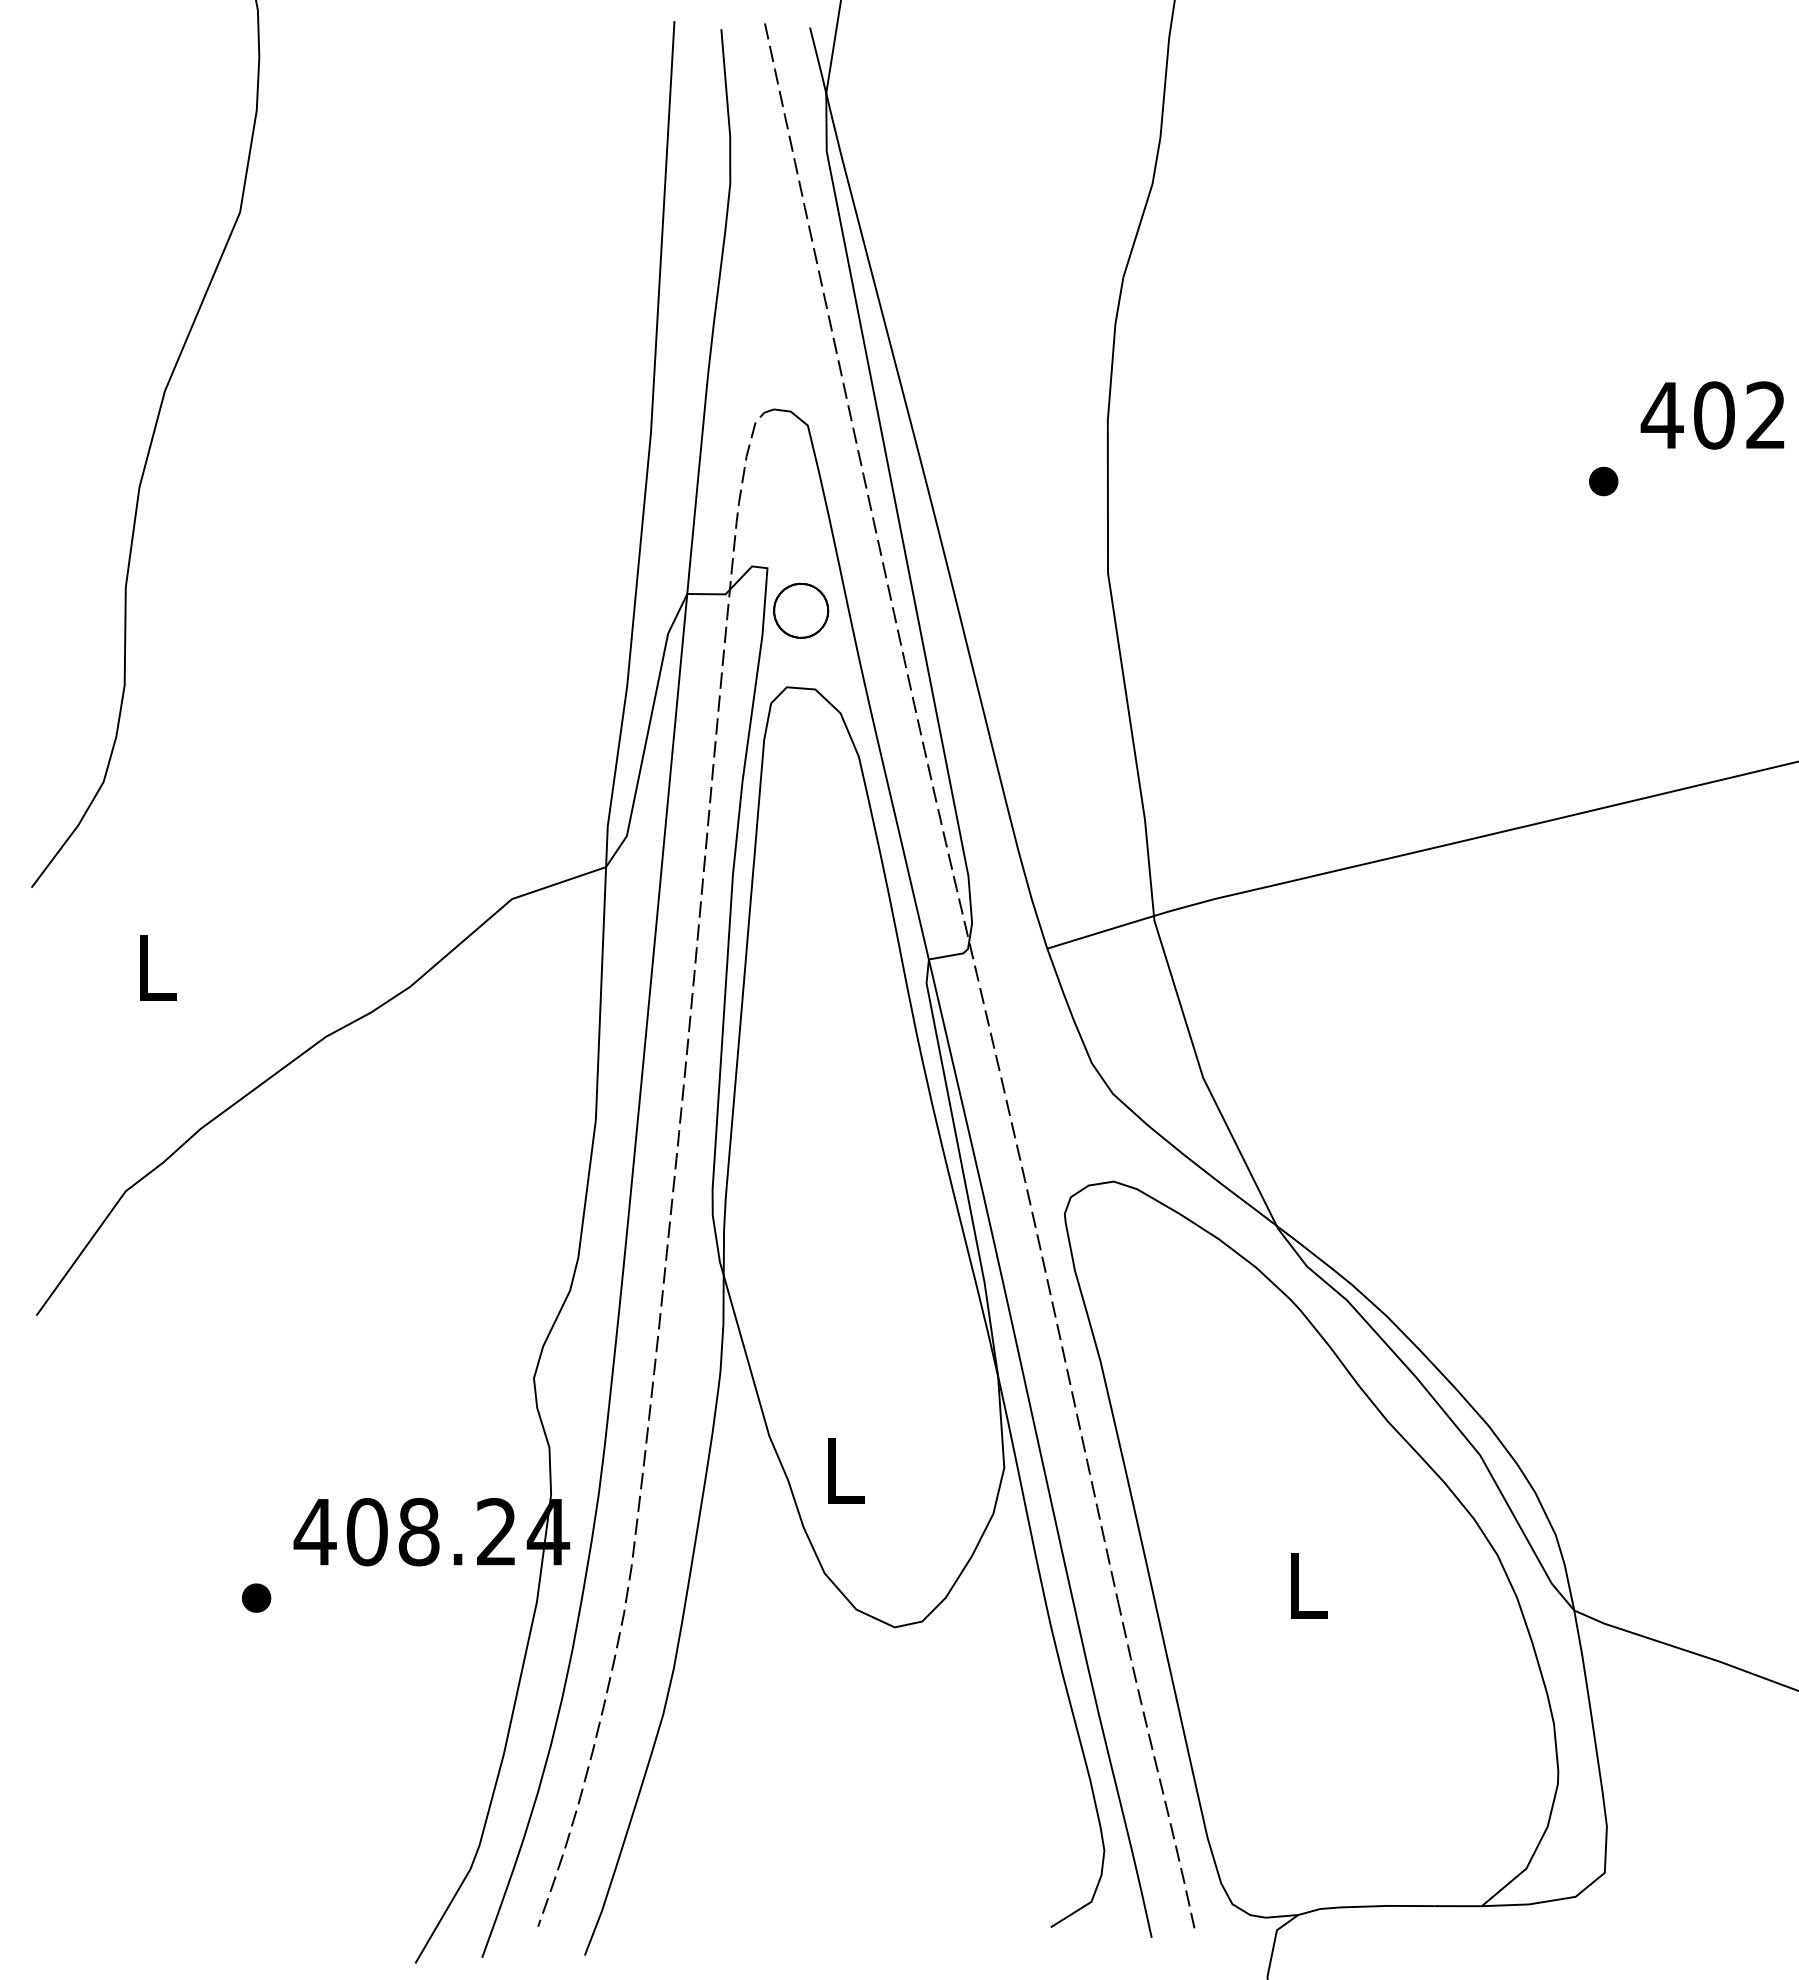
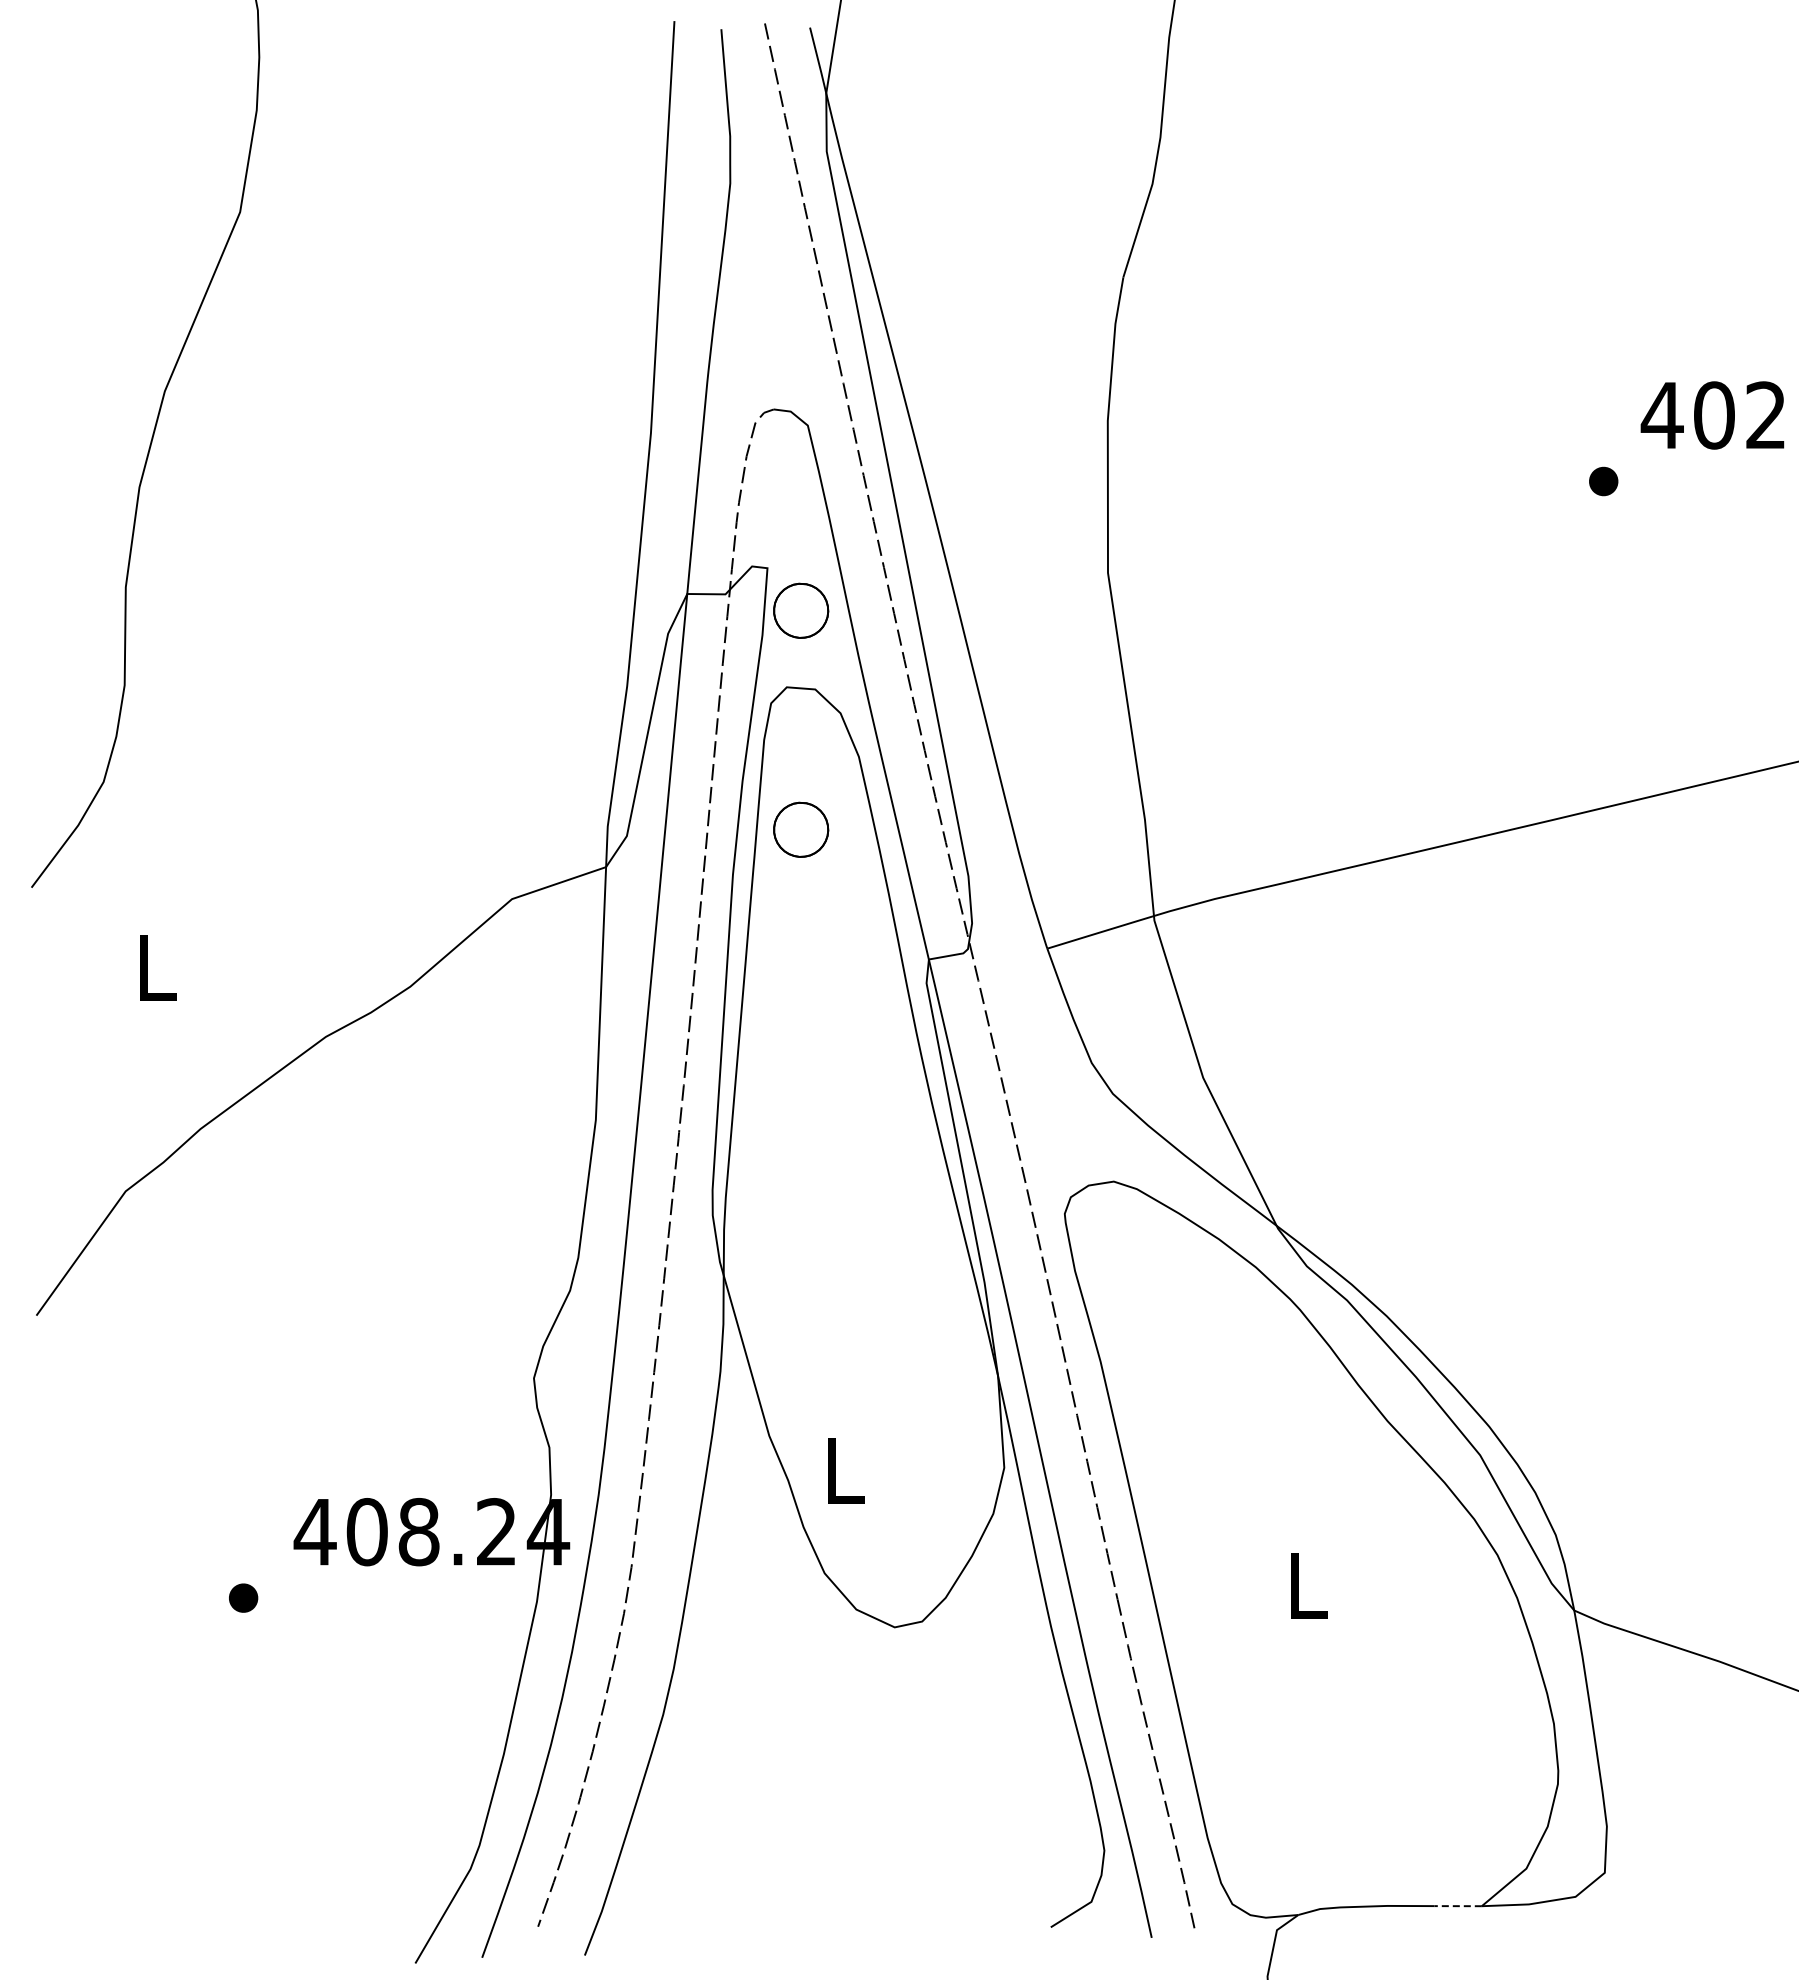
part: none -> present (801, 829)
part position: (256, 1597) -> (243, 1597) (243, 1597)
line: solid -> dashed (1458, 1906)
